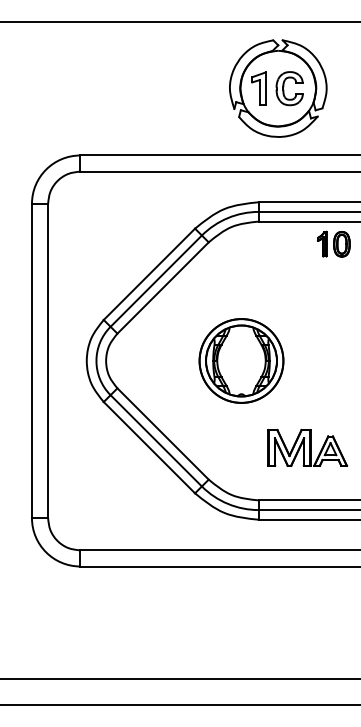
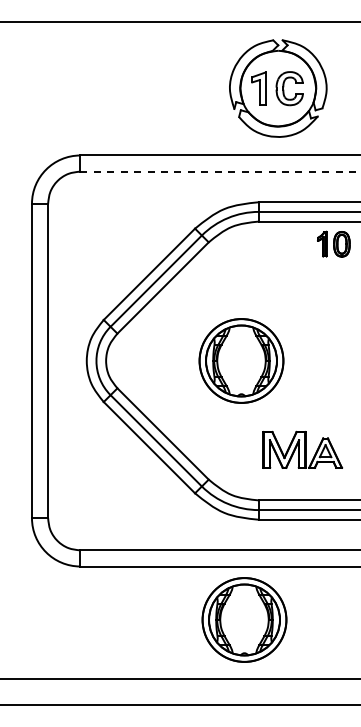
line: solid -> dashed (220, 171)
part position: (307, 447) -> (302, 449) (302, 449)
part: none -> present (244, 619)
